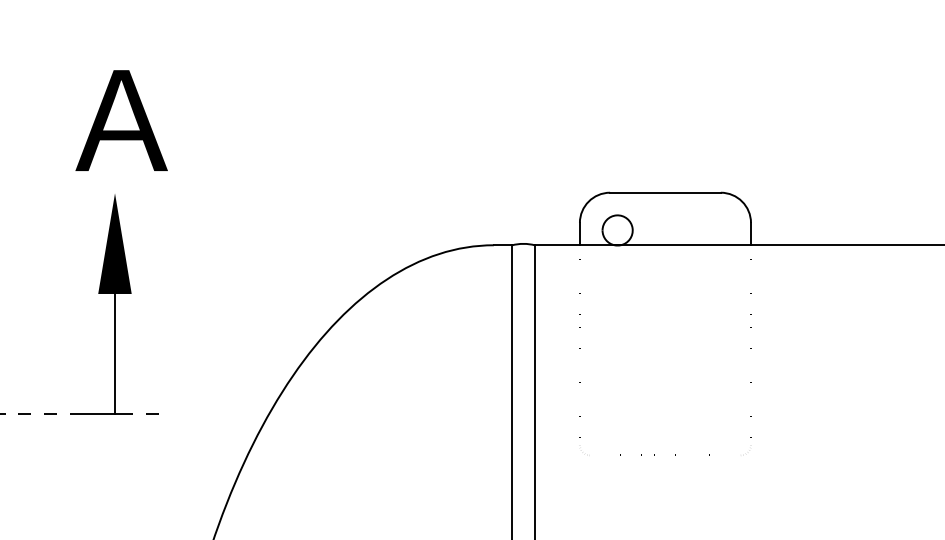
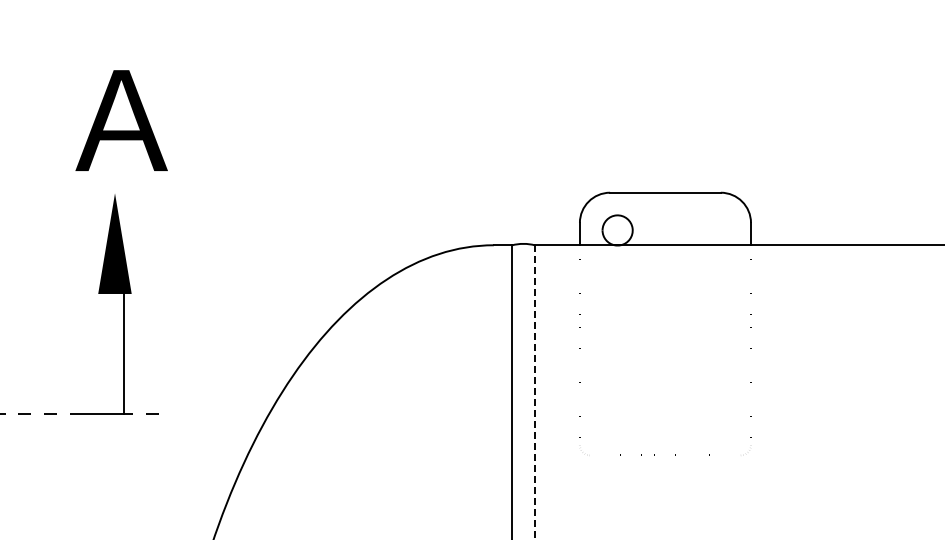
line position: (115, 353) -> (124, 353) (124, 353)
line: solid -> dashed (535, 393)
